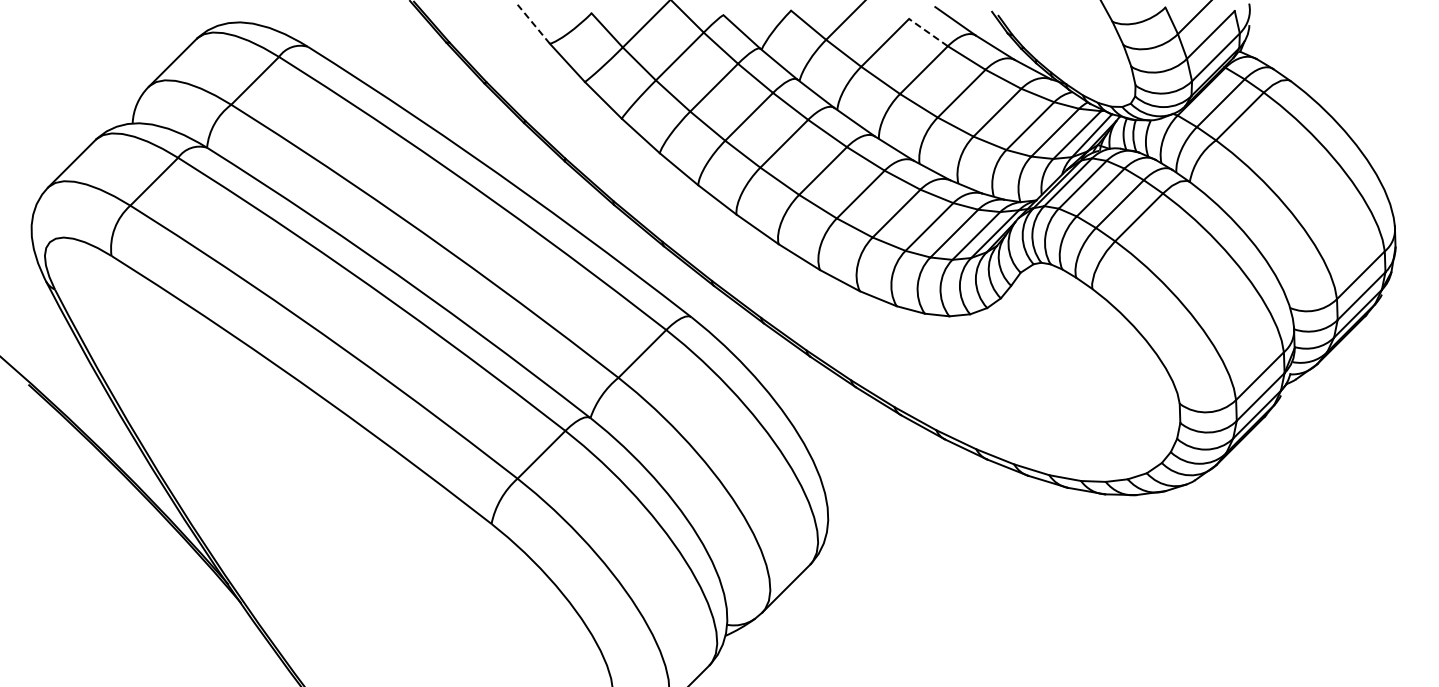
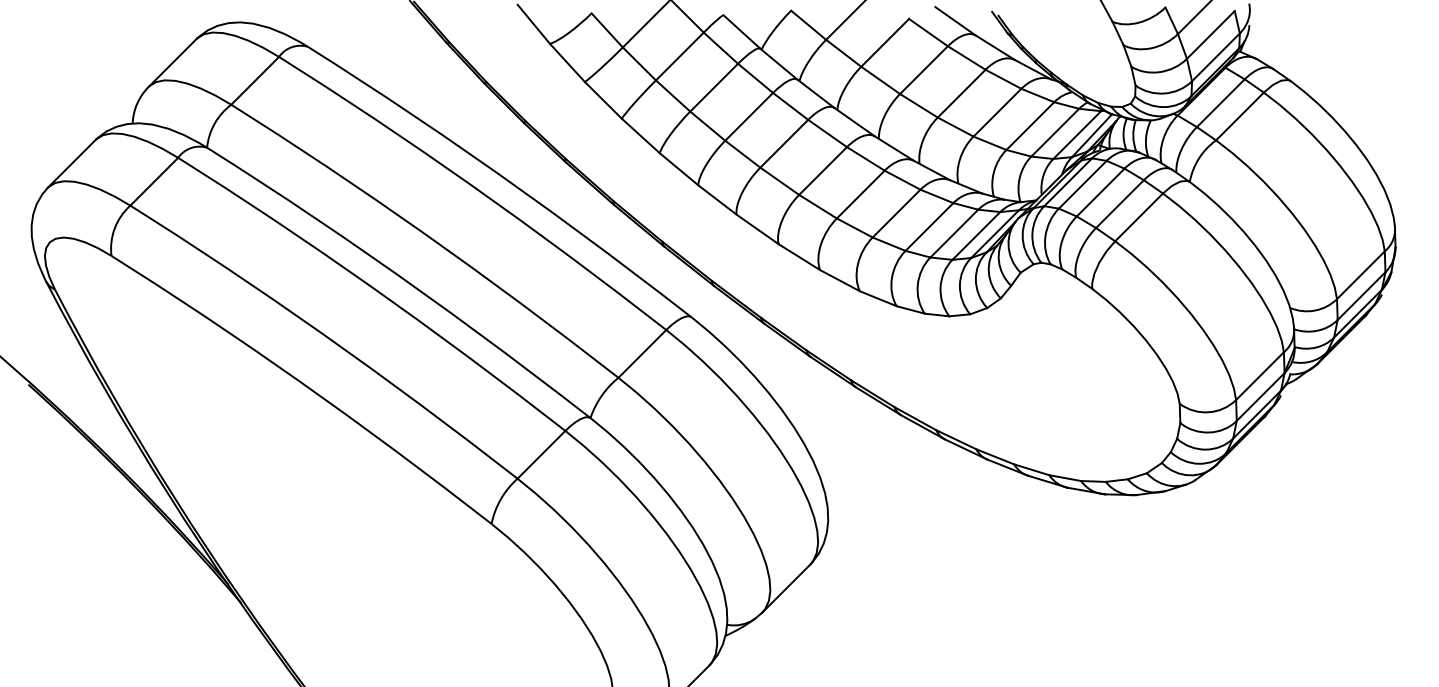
line: dashed -> solid (533, 23)
line: dashed -> solid (928, 32)
